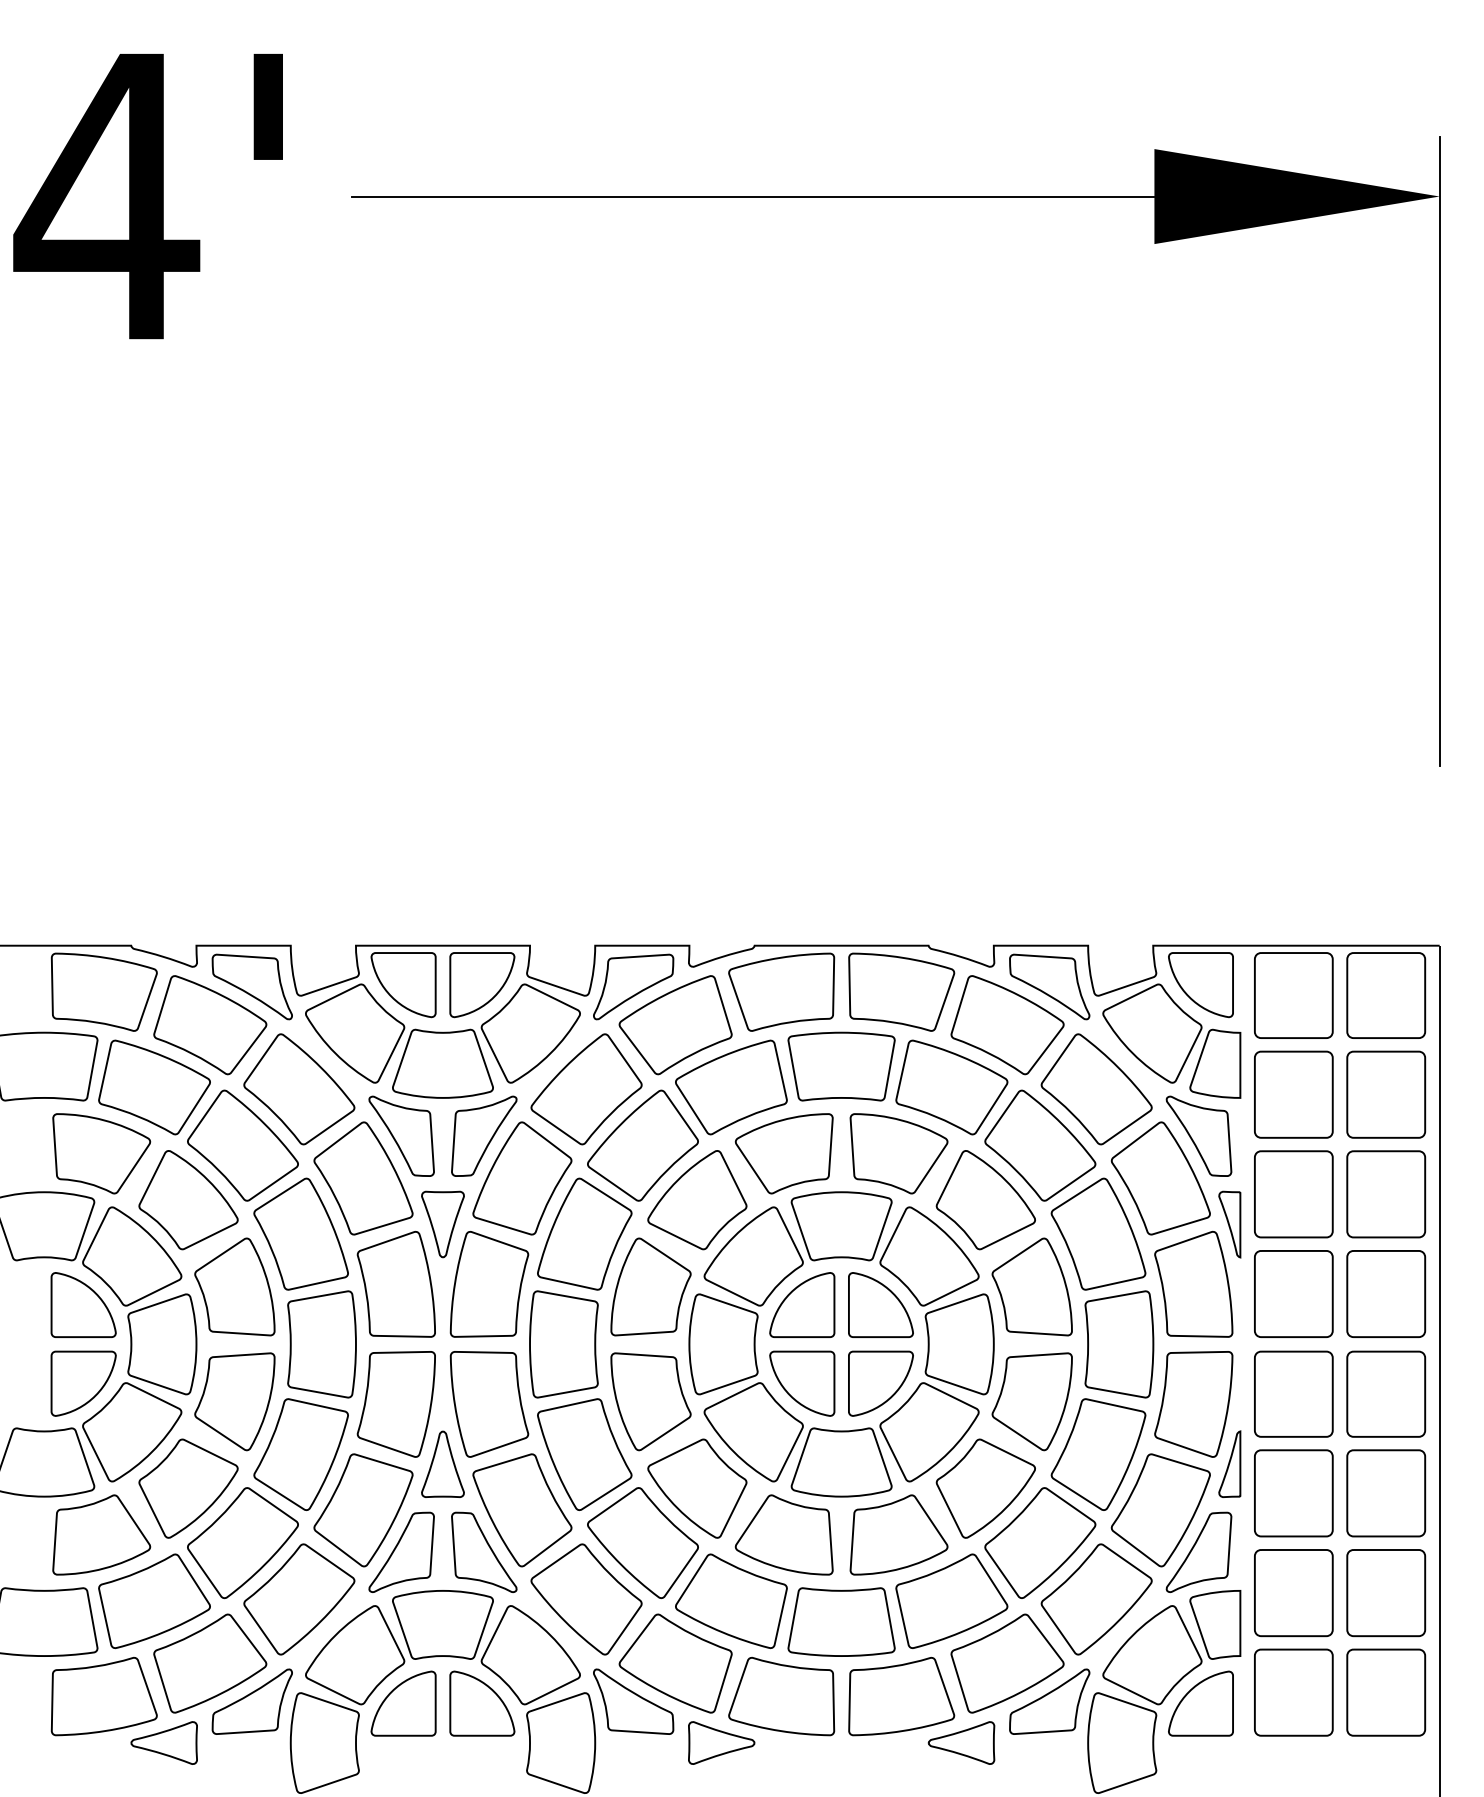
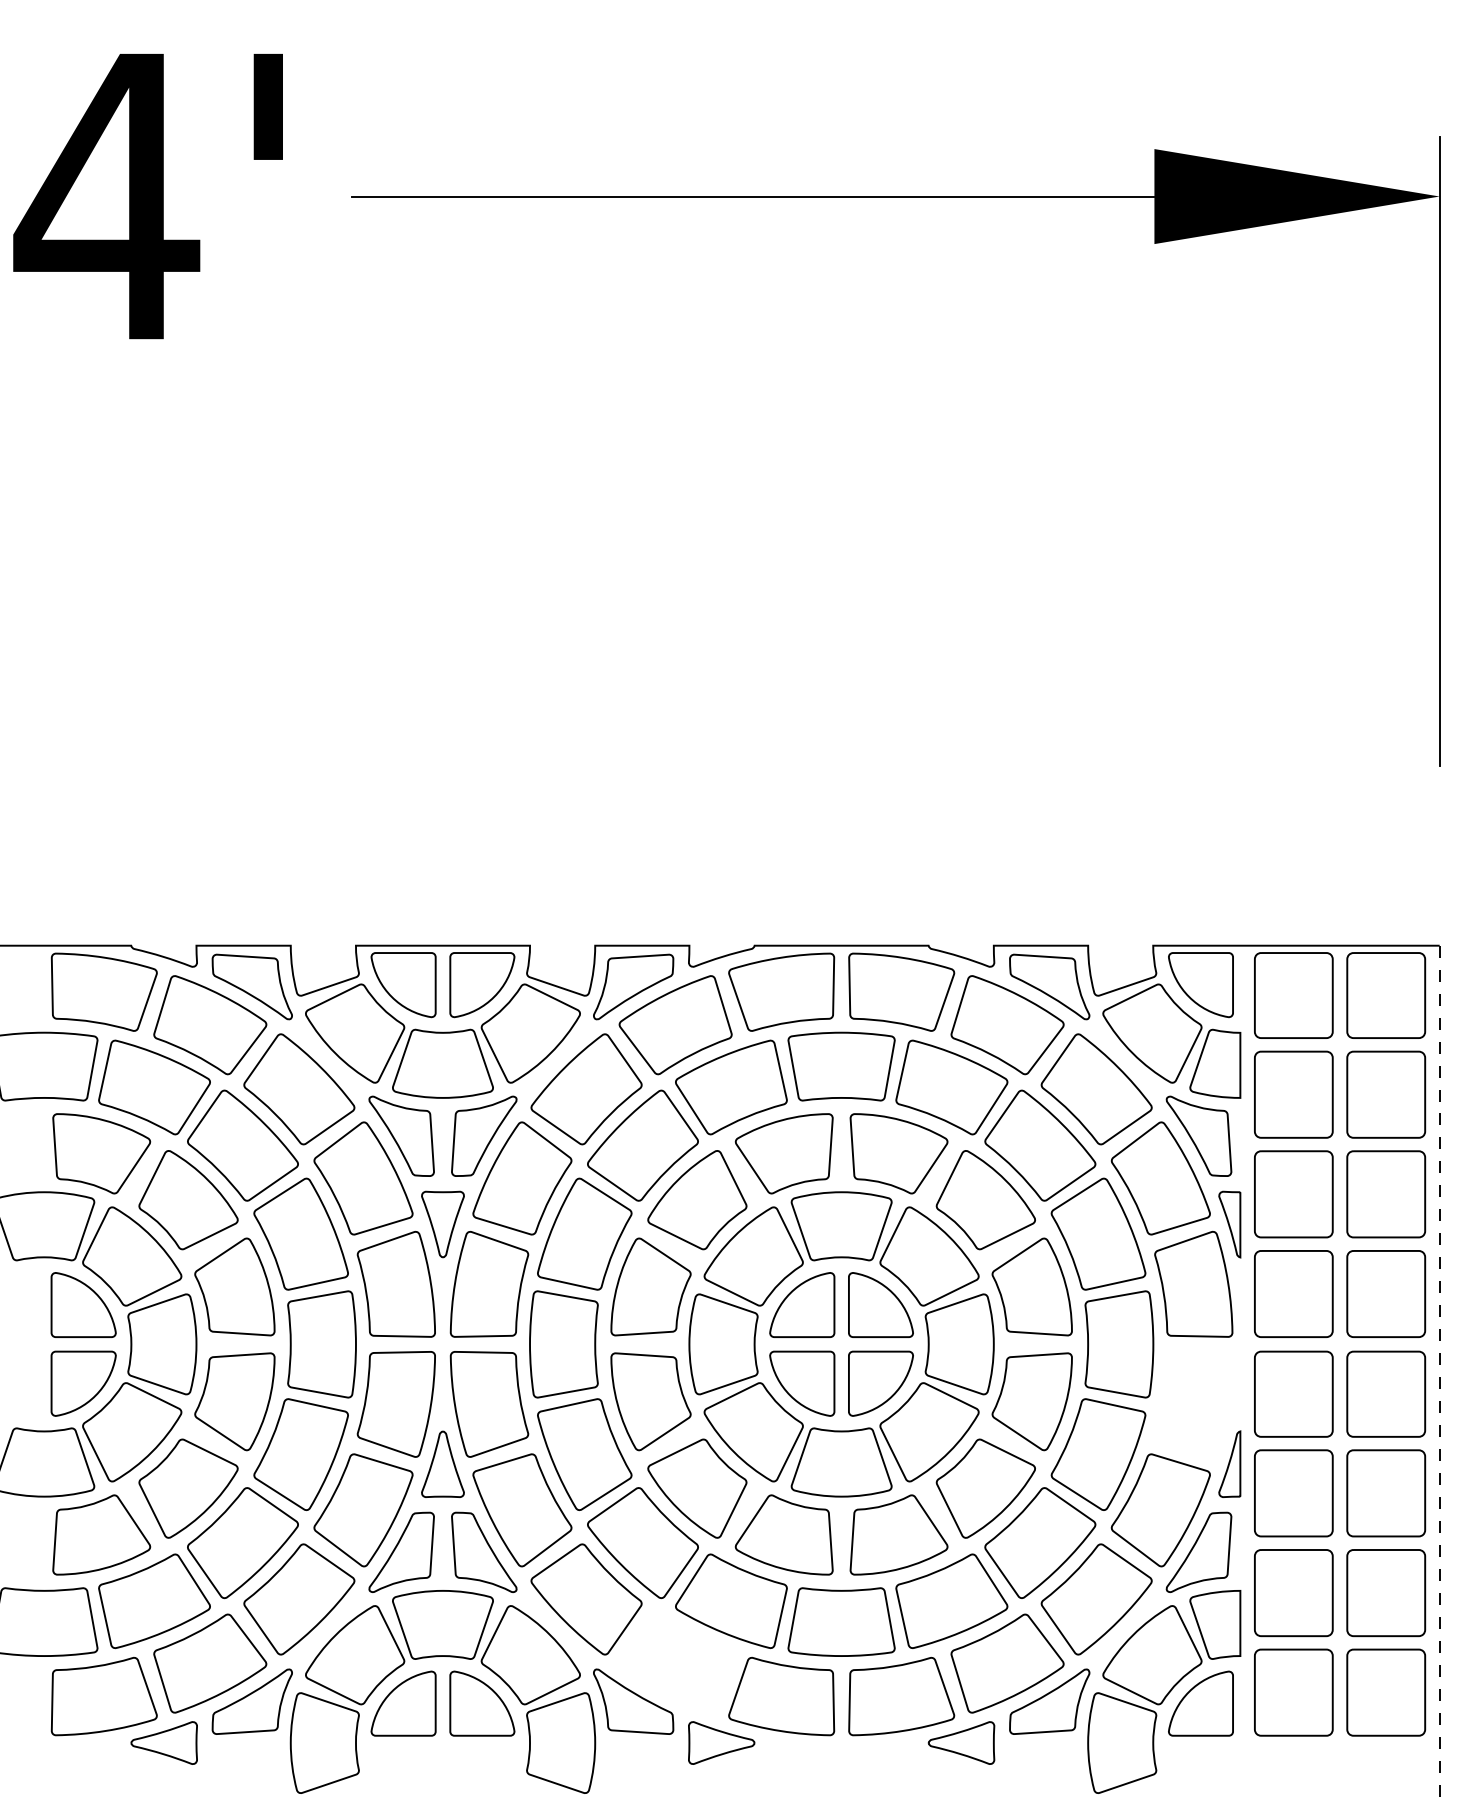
line: solid -> dashed (1439, 1371)
part: present -> none (1193, 1404)
part: present -> none (675, 1663)
